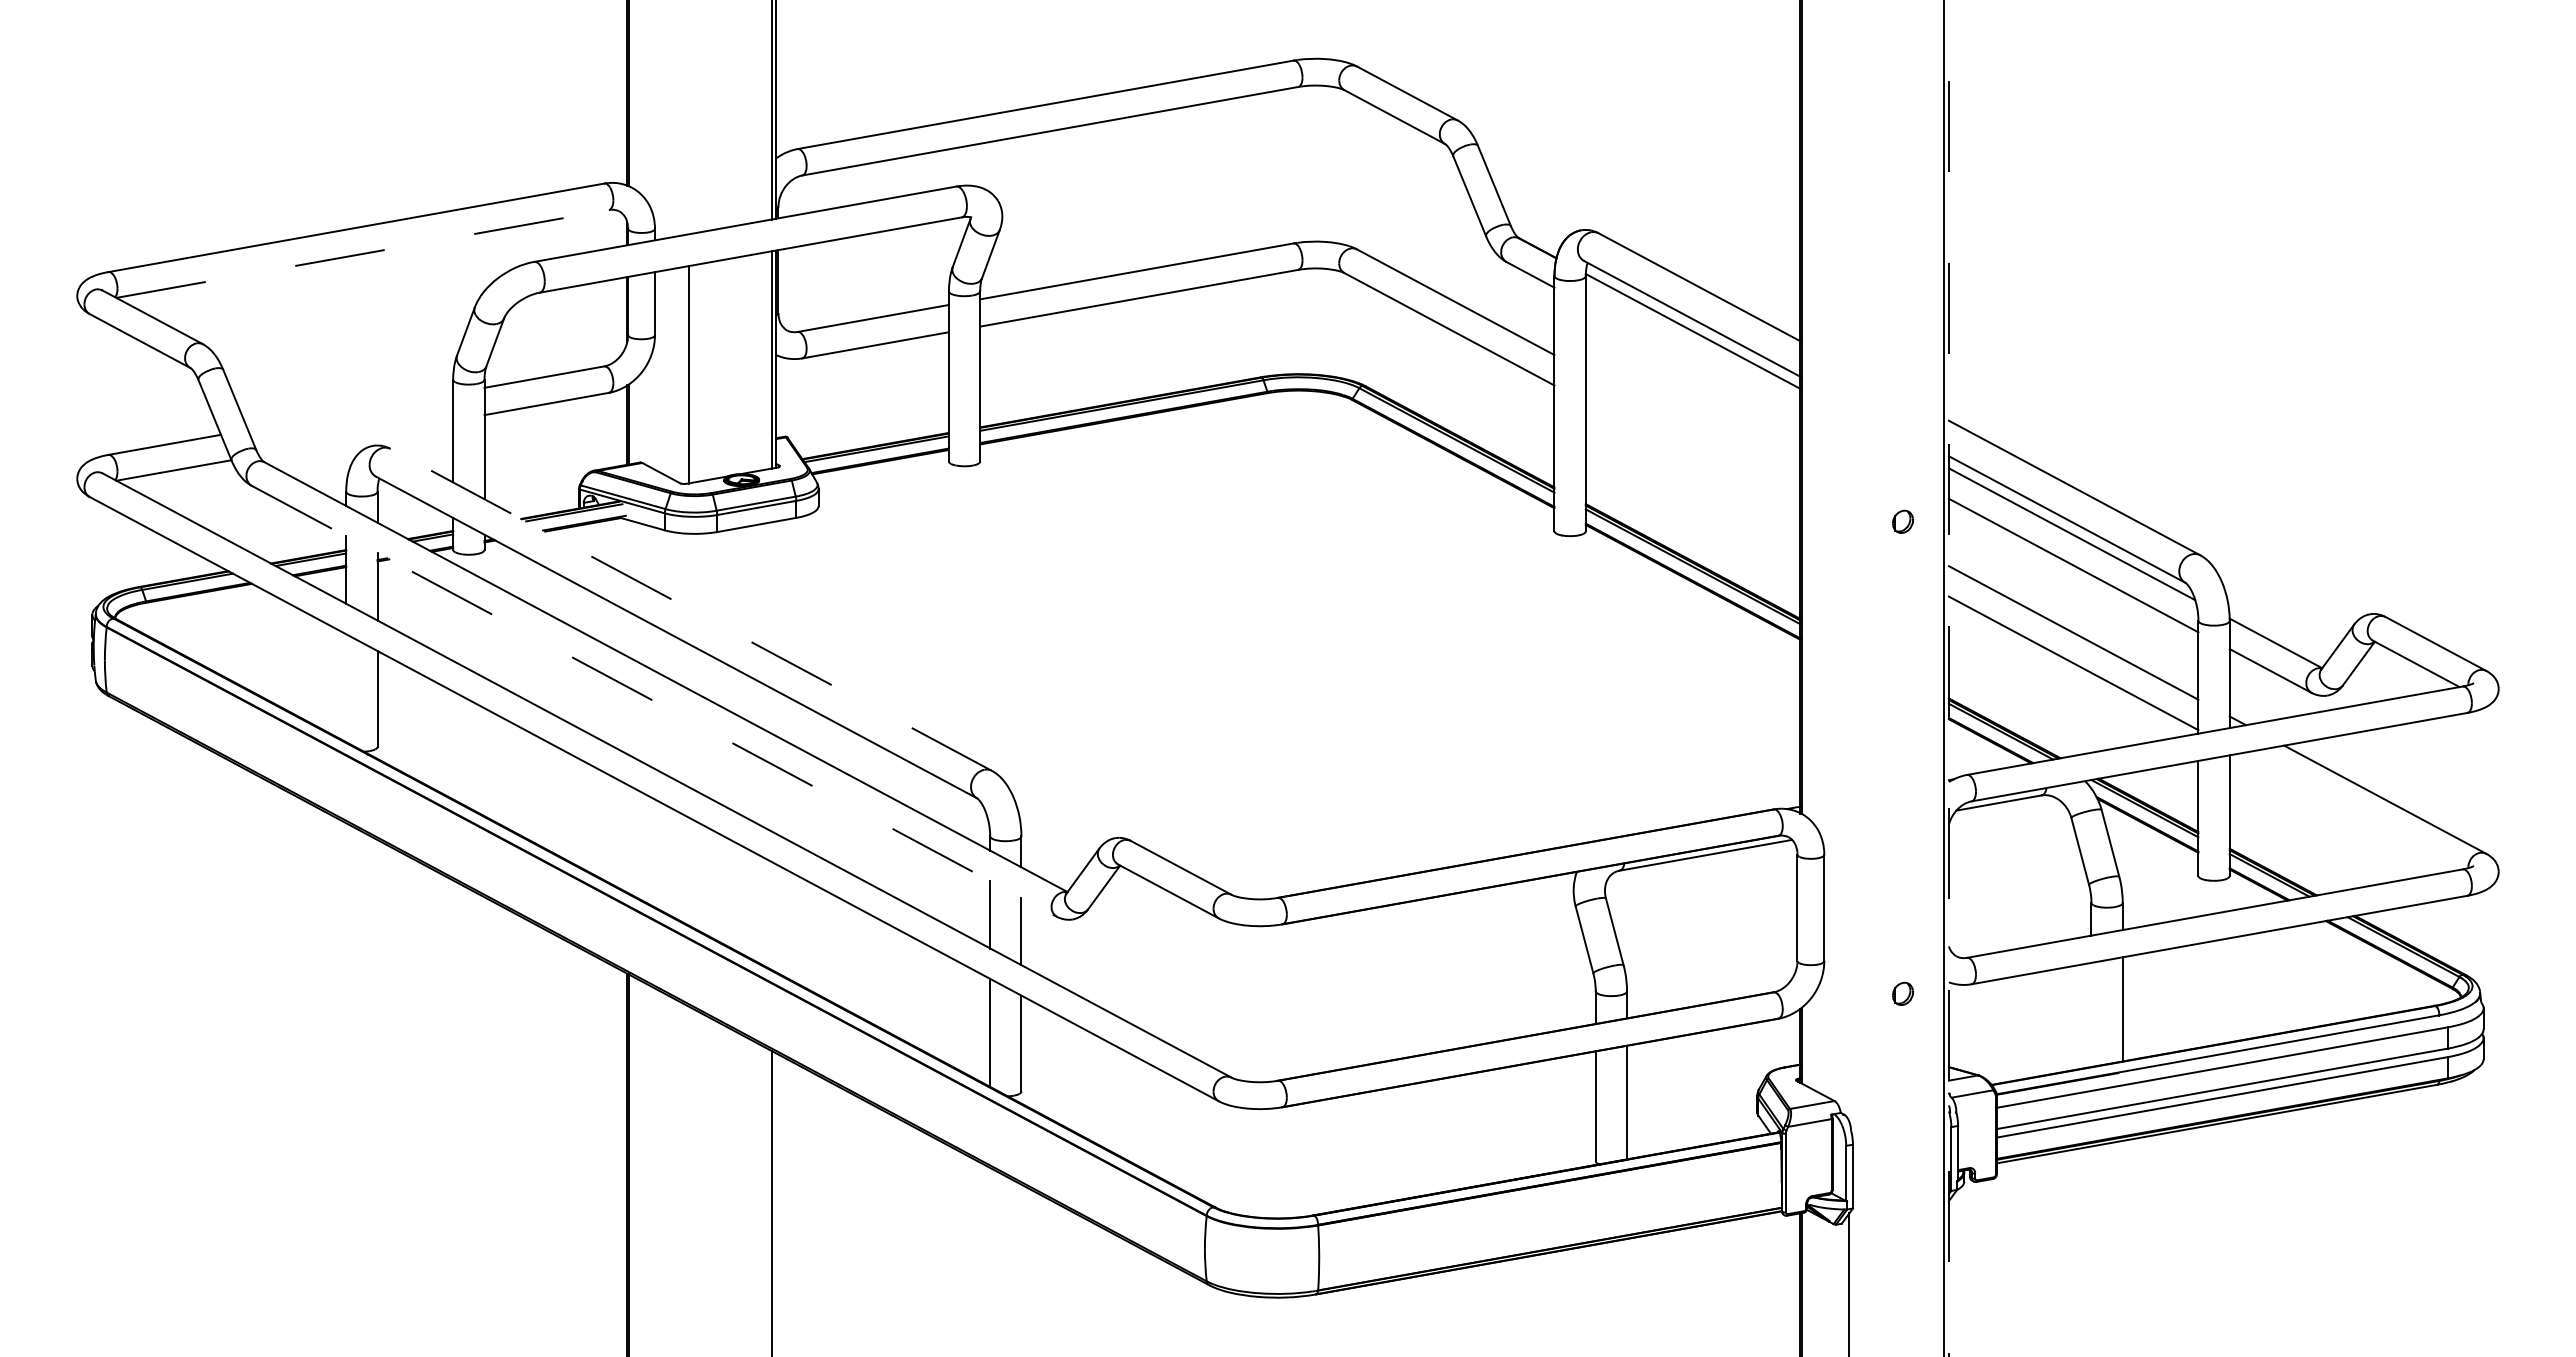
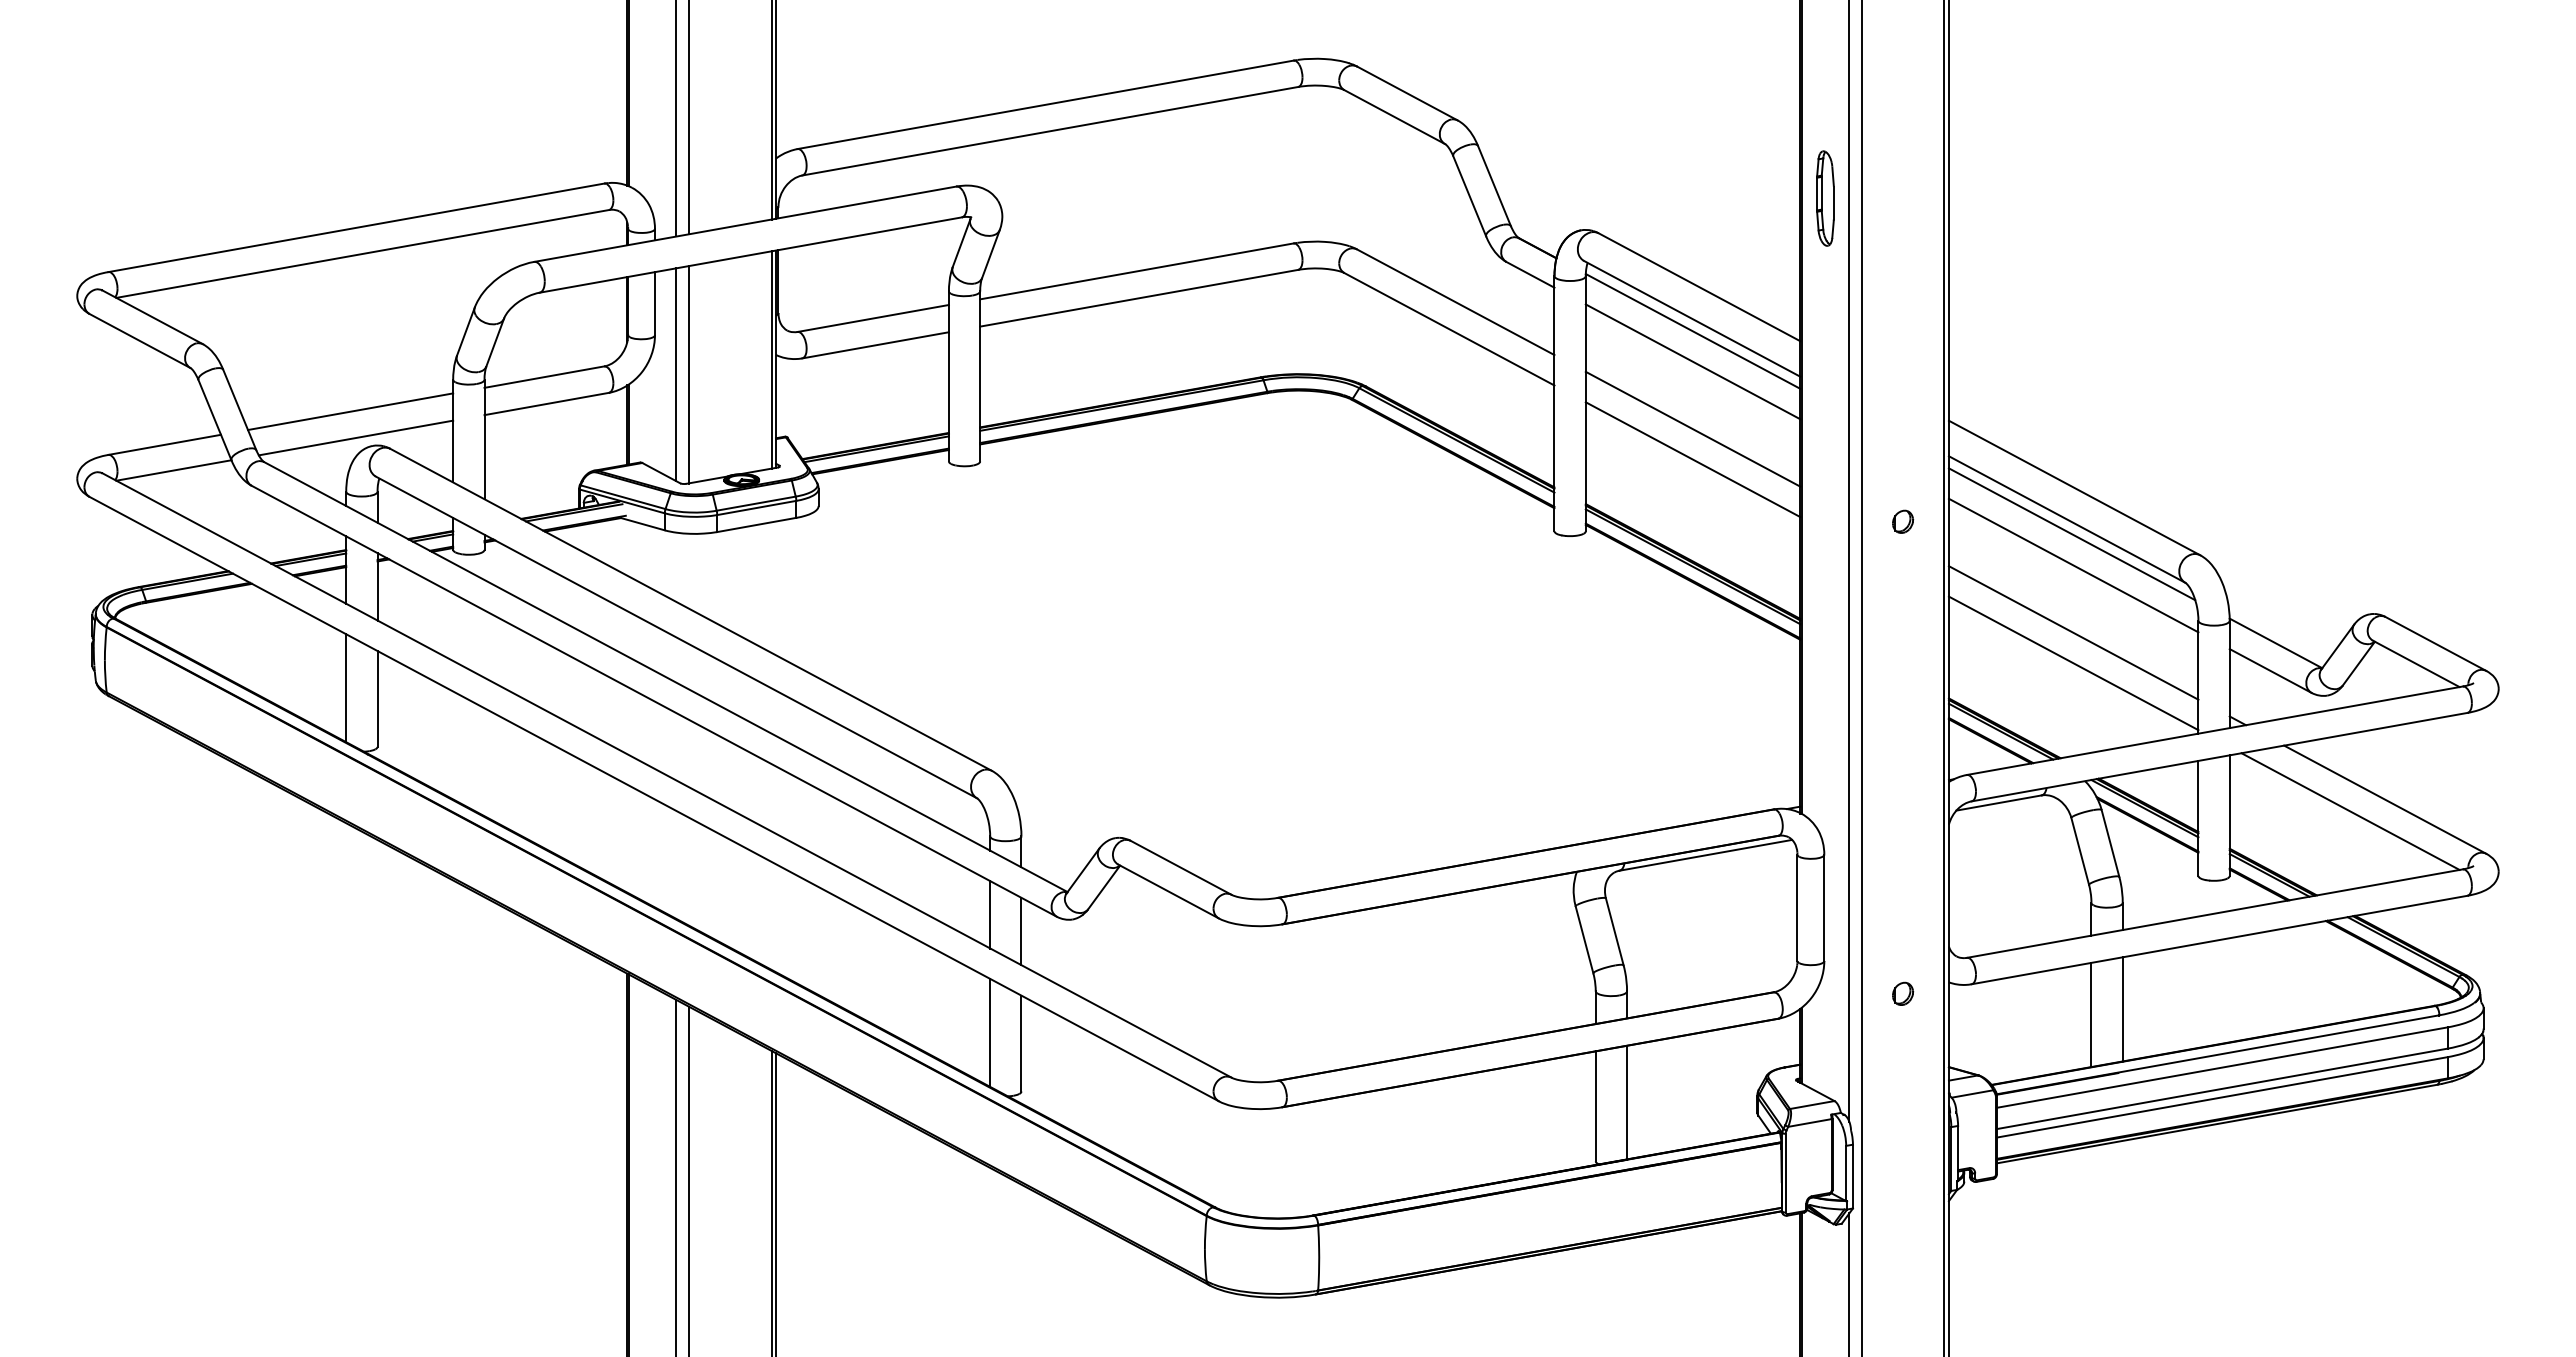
line: none -> present (688, 118)
line: none -> present (676, 119)
part: none -> present (1825, 198)
line: dashed -> solid (363, 253)
line: none -> present (1692, 361)
line: none -> present (676, 374)
line: none -> present (350, 411)
line: none -> present (1692, 428)
line: none -> present (355, 437)
line: none -> present (1692, 459)
line: none -> present (1849, 561)
line: dashed -> solid (690, 609)
line: none -> present (1861, 677)
line: dashed -> solid (1948, 678)
line: none -> present (346, 688)
line: dashed -> solid (654, 701)
line: none -> present (2350, 811)
line: none -> present (2091, 1014)
line: none -> present (676, 1176)
line: none -> present (688, 1179)
line: none -> present (776, 1203)
